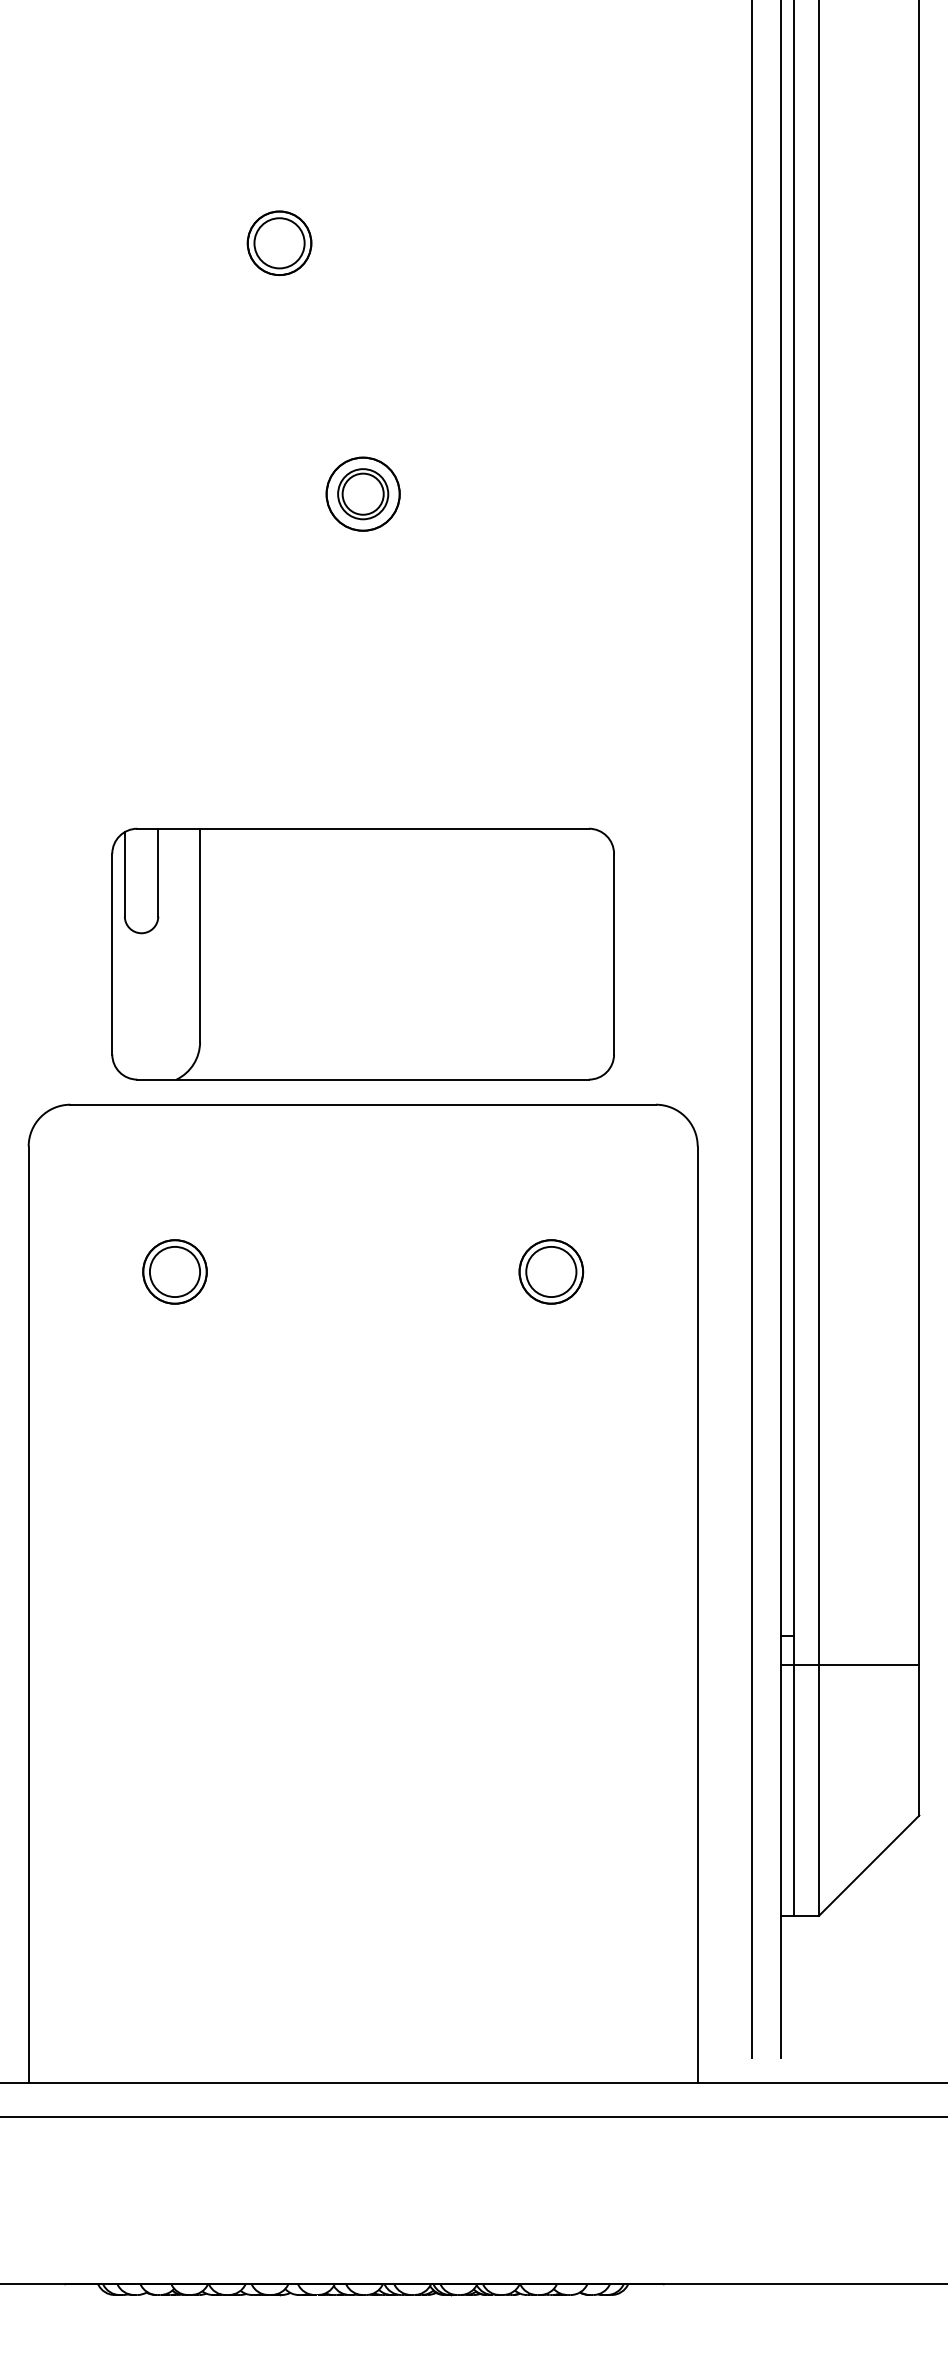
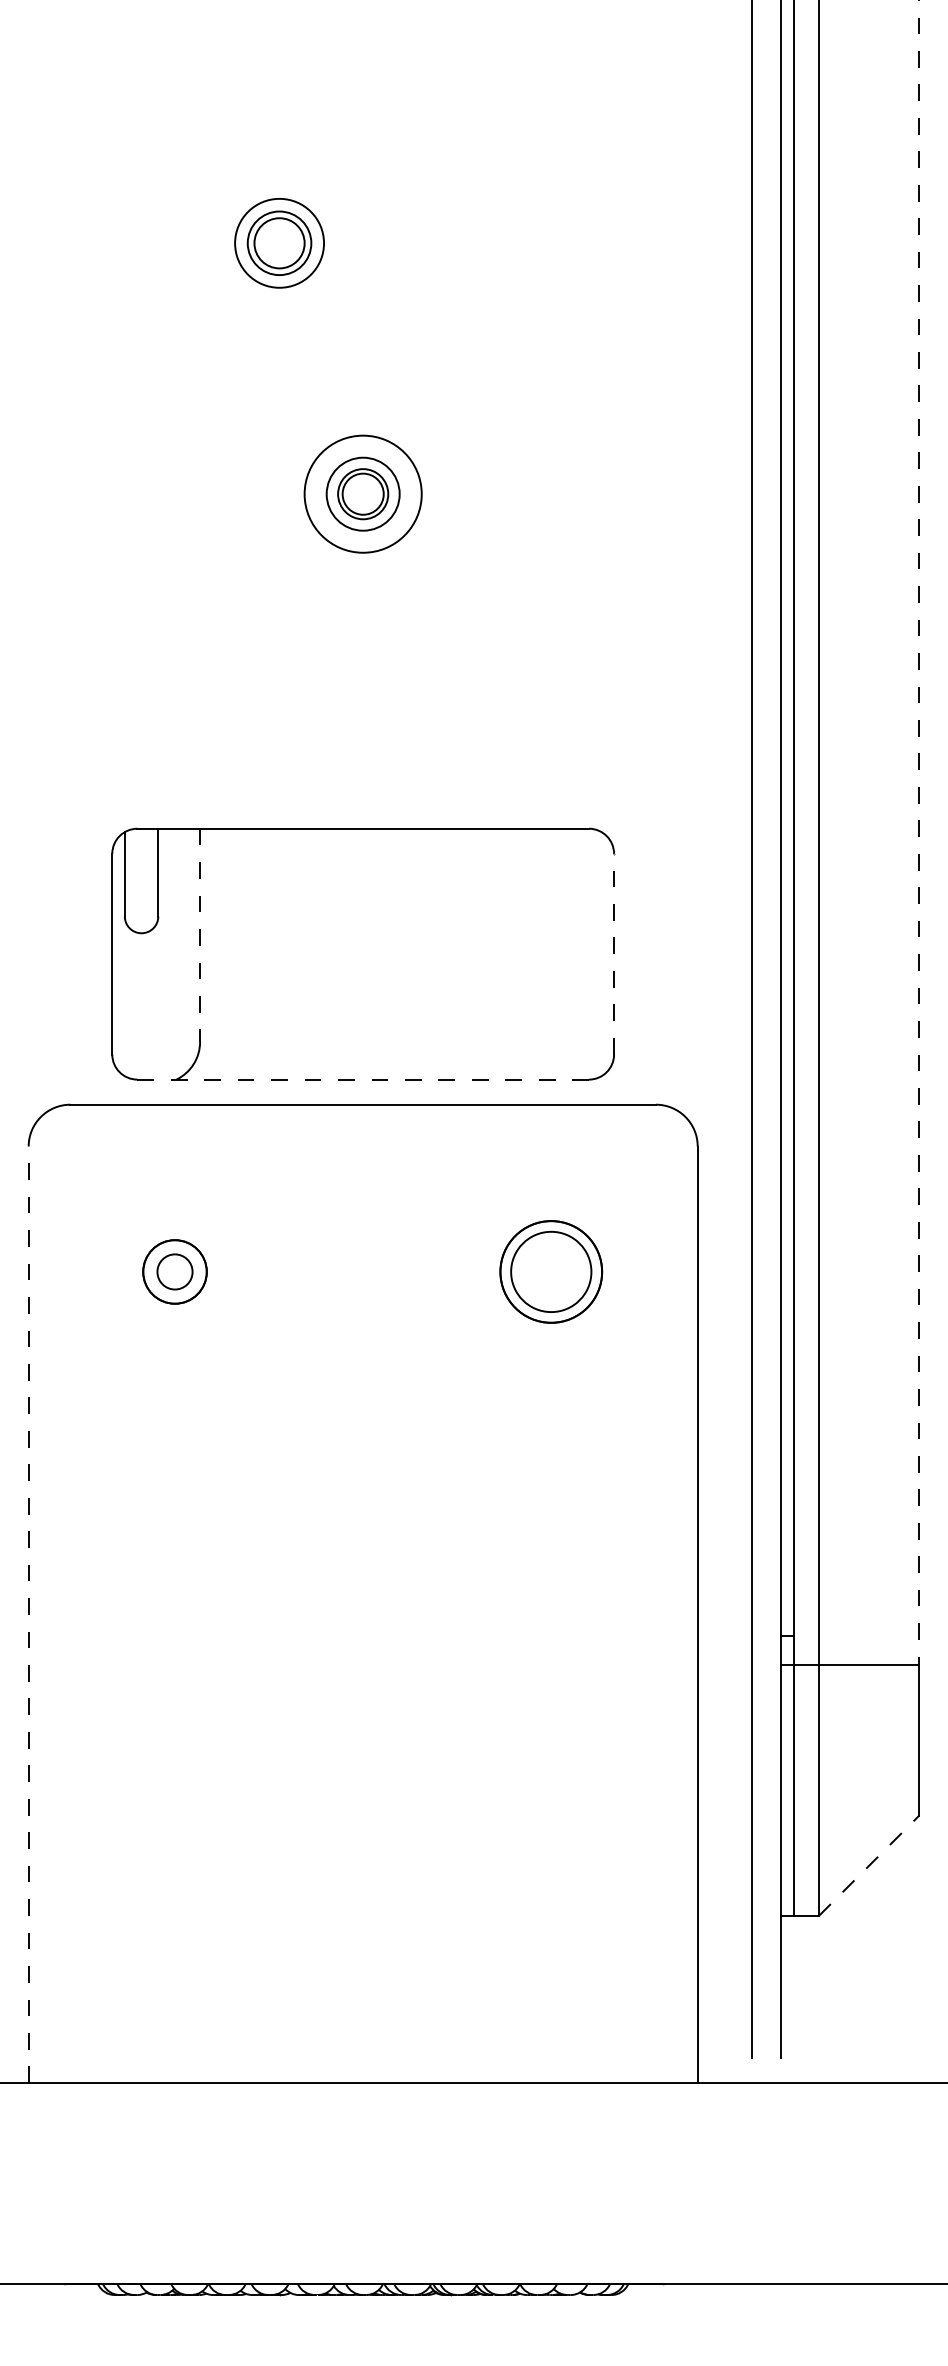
circle diameter: 64 px -> 89 px (279, 242)
circle diameter: 73 px -> 117 px (362, 493)
line: solid -> dashed (919, 833)
line: solid -> dashed (200, 935)
line: solid -> dashed (614, 953)
line: solid -> dashed (363, 1079)
circle diameter: 50 px -> 35 px (174, 1271)
part size: 67x66 px -> 105x104 px (551, 1271)
line: solid -> dashed (28, 1614)
line: solid -> dashed (869, 1865)
line: present -> none (473, 2116)
